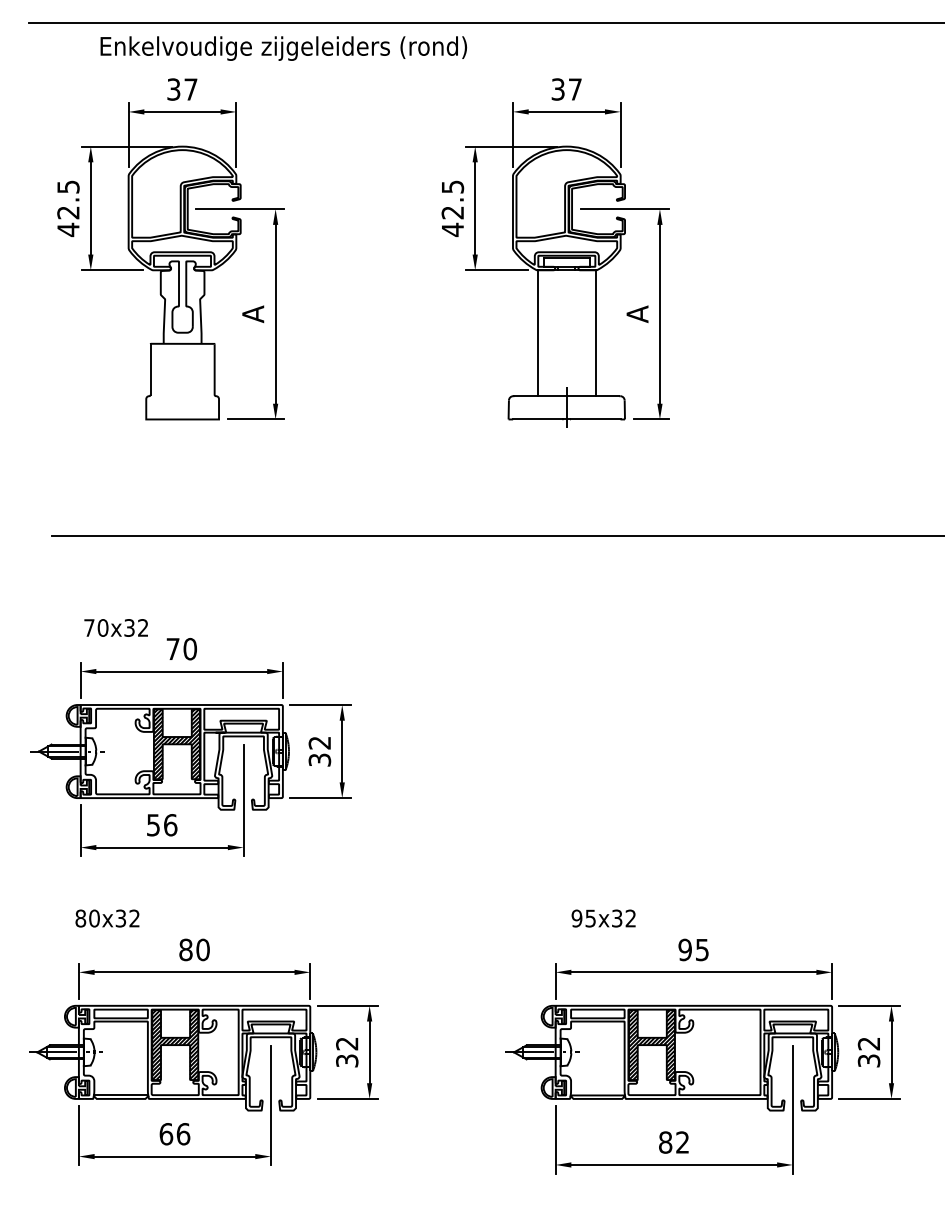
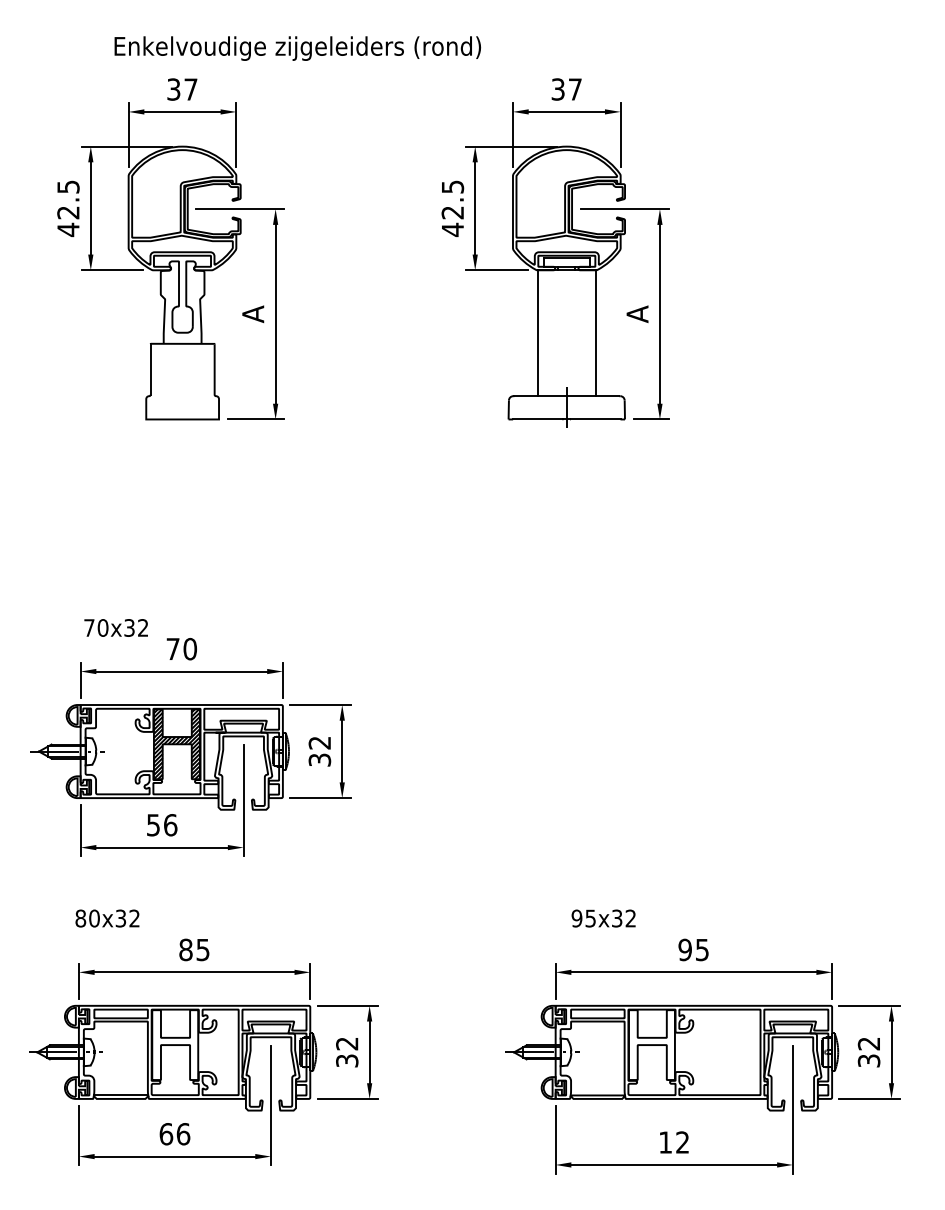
line: present -> none (485, 22)
text position: (283, 48) -> (297, 48) (297, 48)
line: present -> none (496, 535)
text: 80 -> 85 (202, 949)
hatch: present -> none (175, 1045)
hatch: present -> none (651, 1045)
text: 82 -> 12 (665, 1142)
